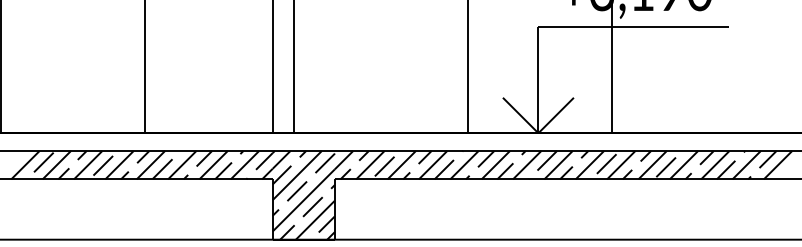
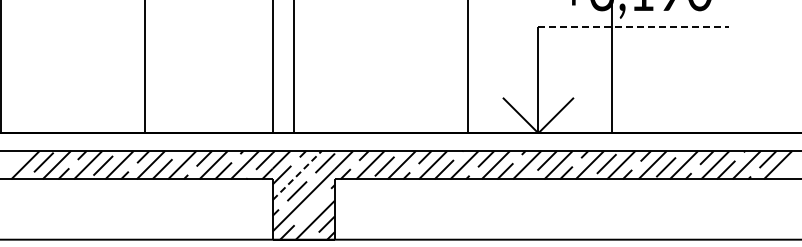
line: solid -> dashed (633, 26)
line: solid -> dashed (297, 175)
line: present -> none (312, 206)
